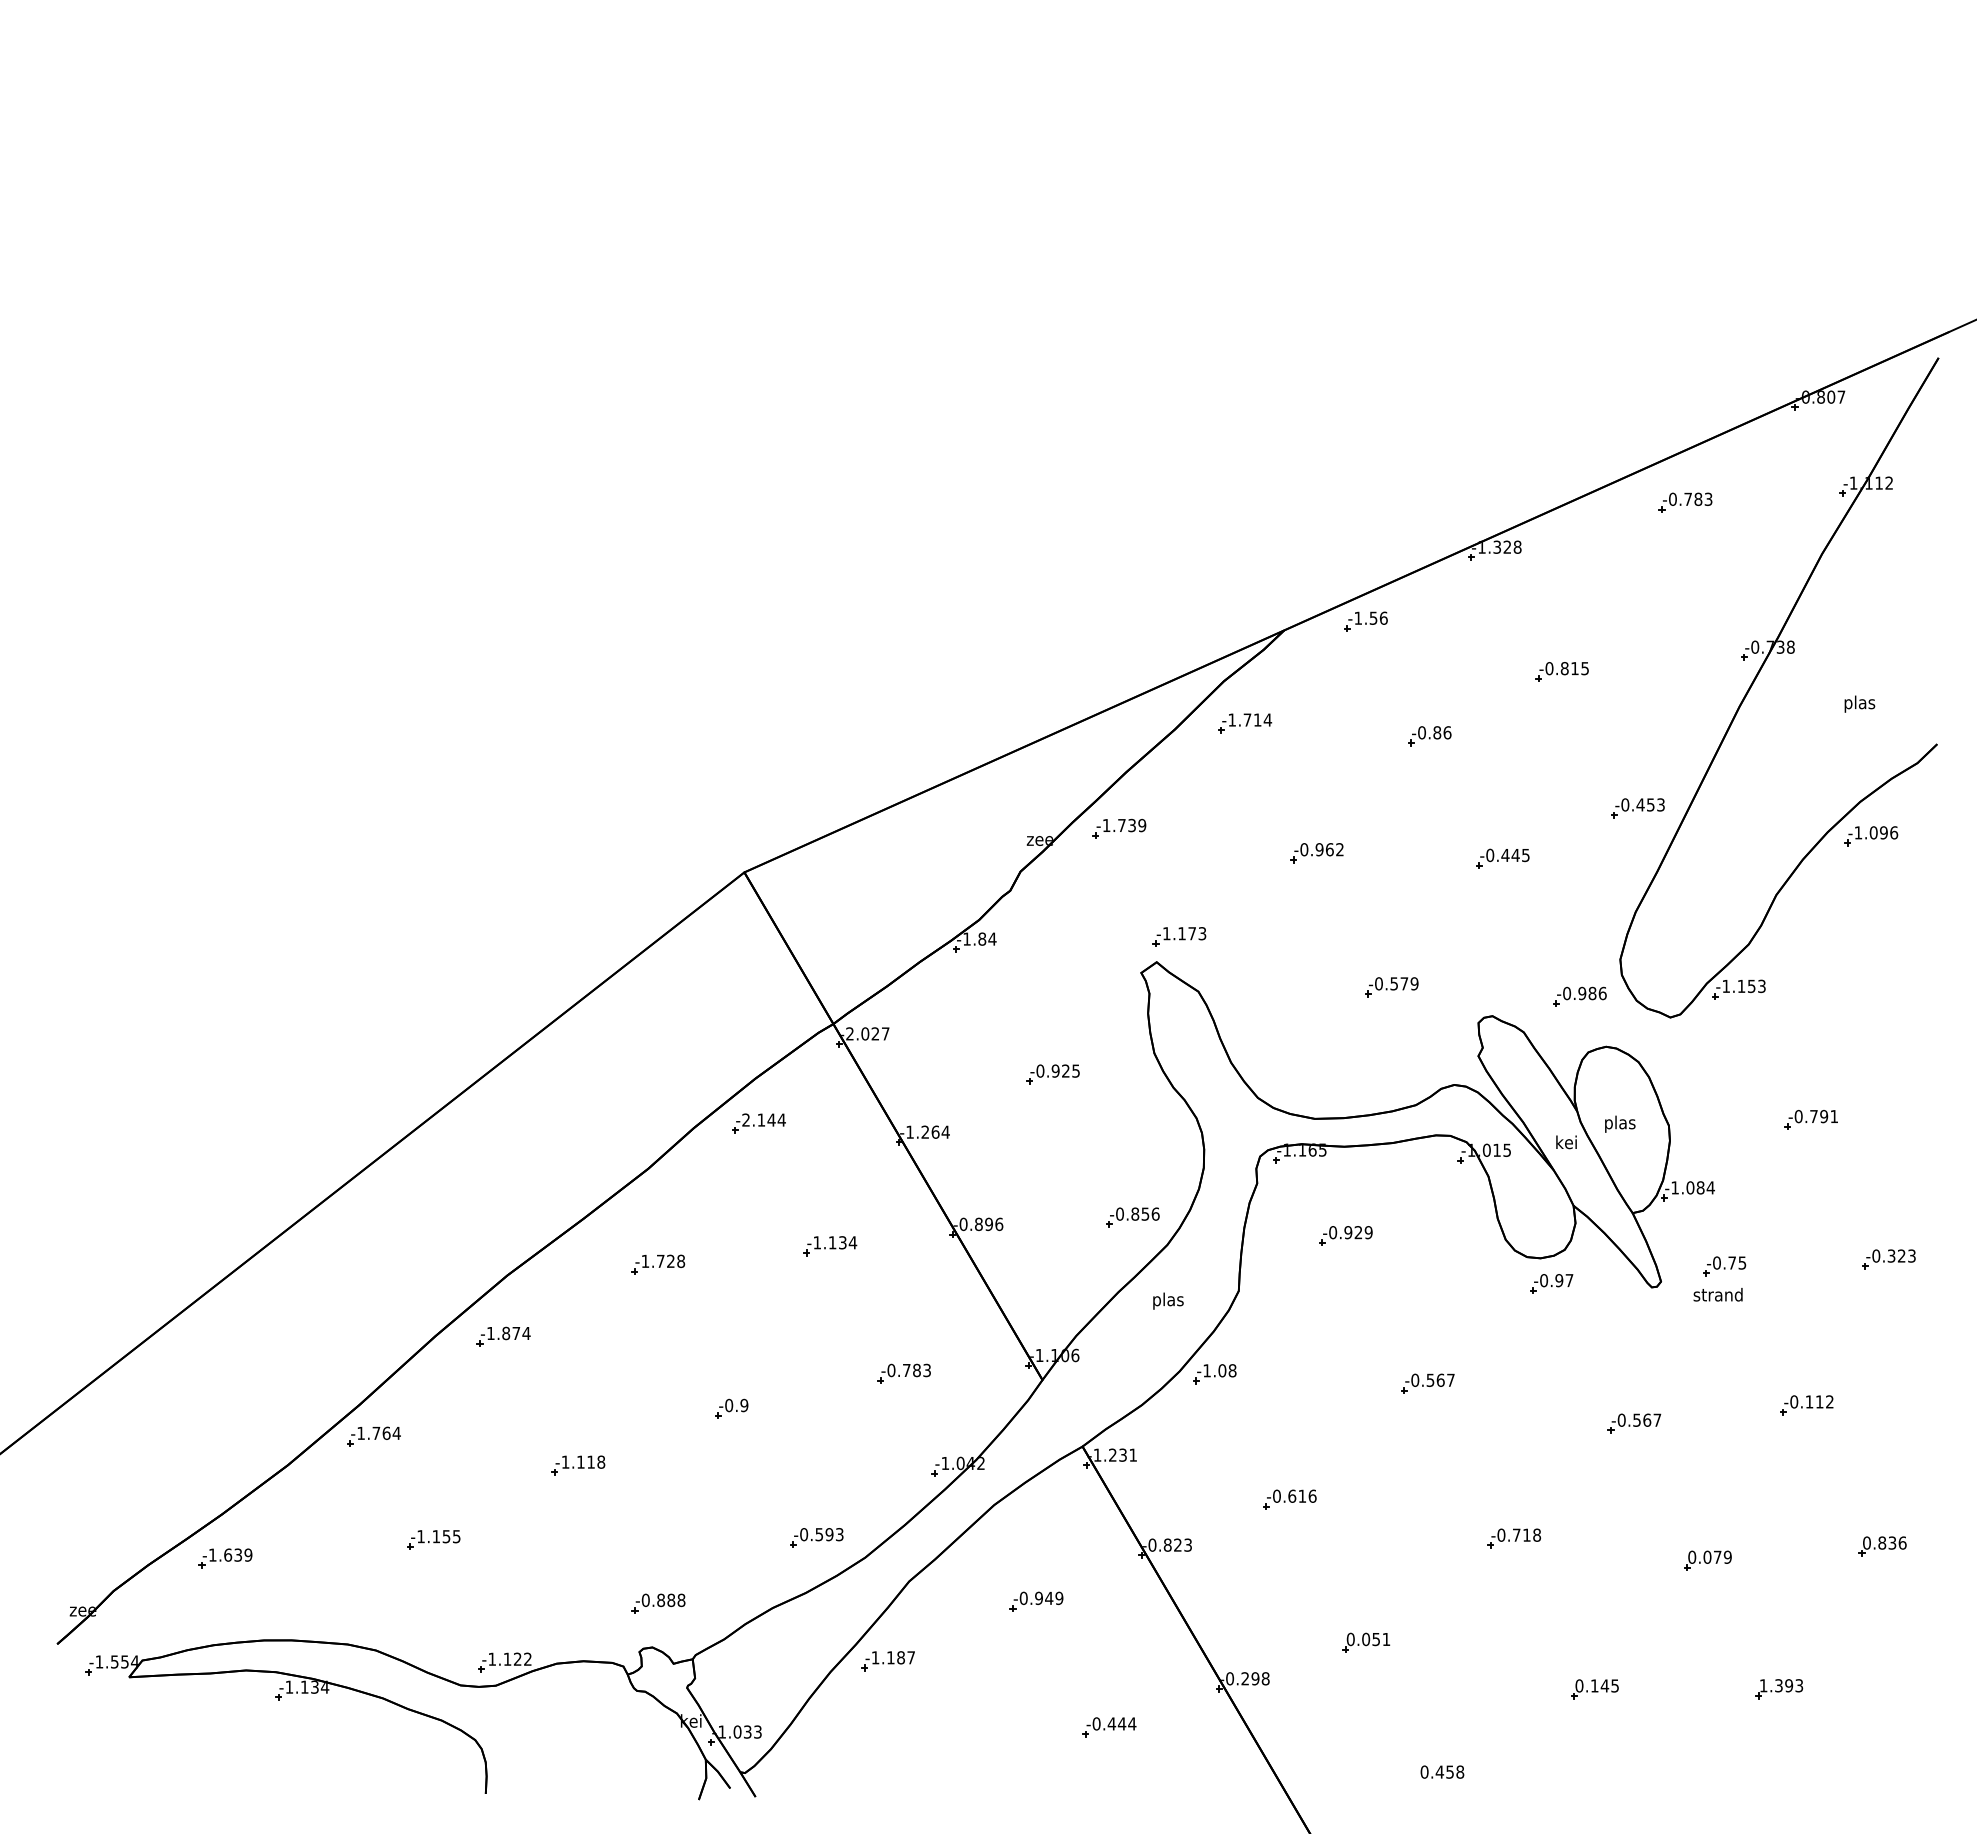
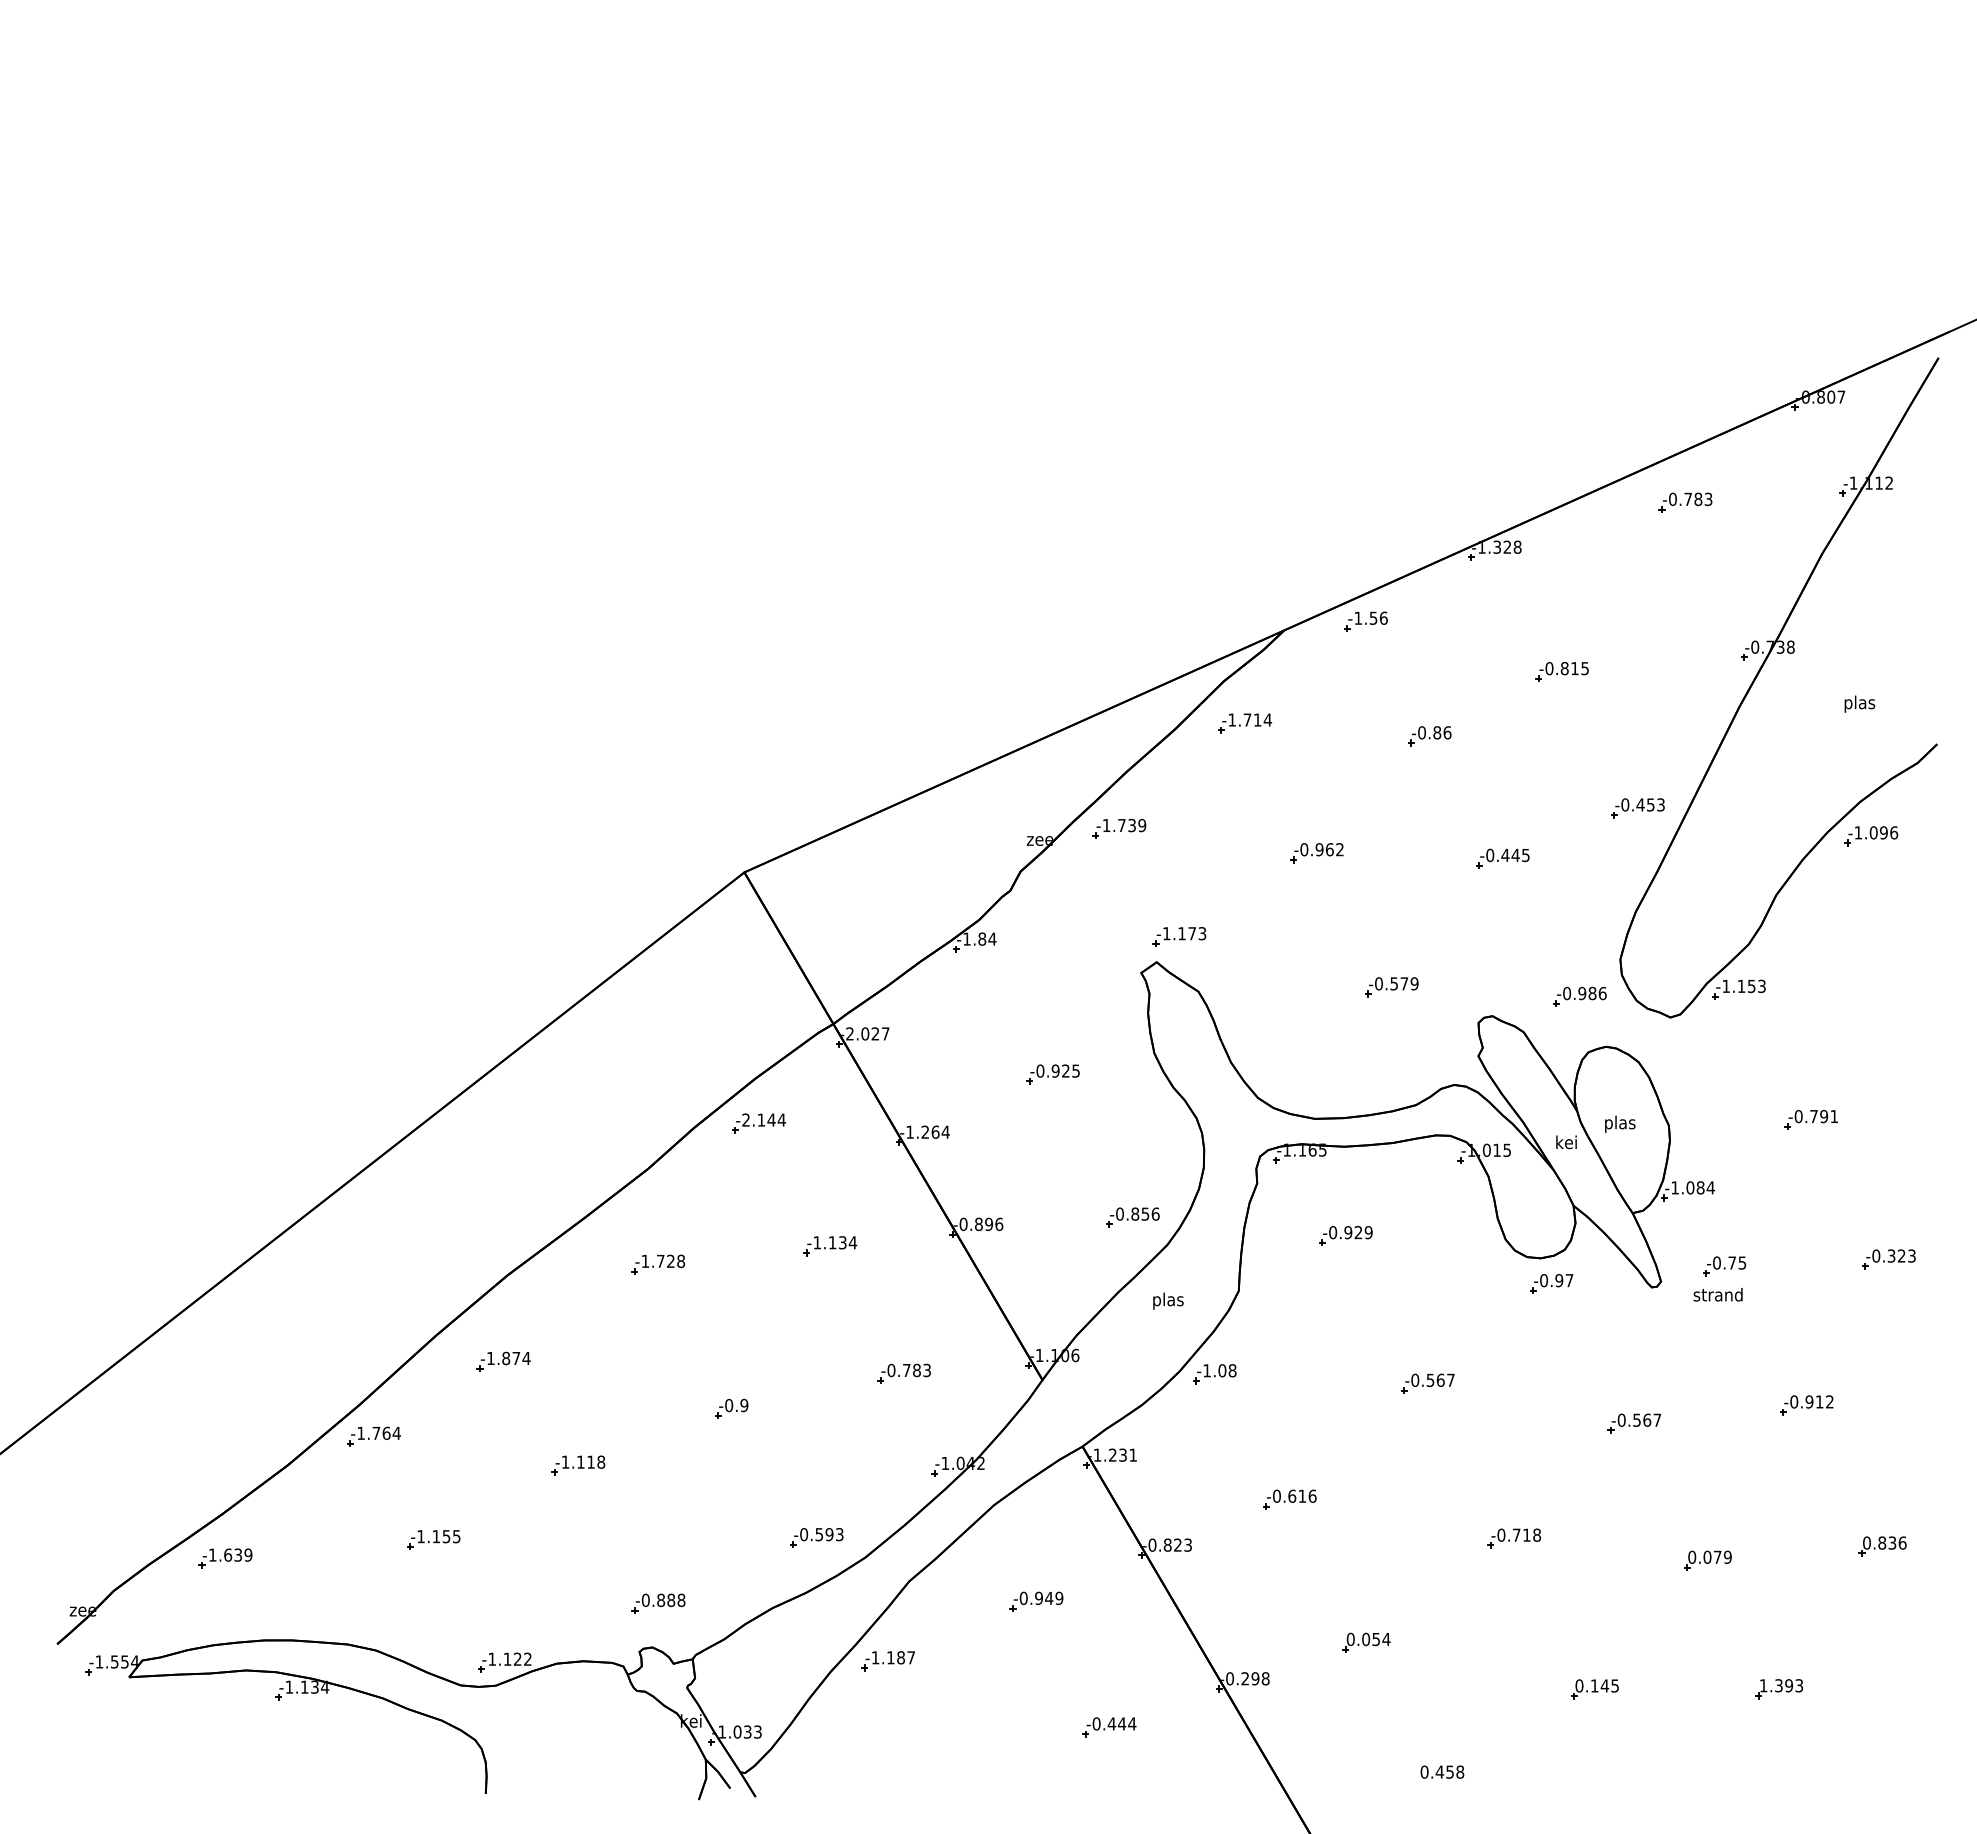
part position: (503, 1336) -> (503, 1361) (503, 1361)
text: -0.112 -> -0.912 (1809, 1401)
text: 0.051 -> 0.054 (1386, 1639)
